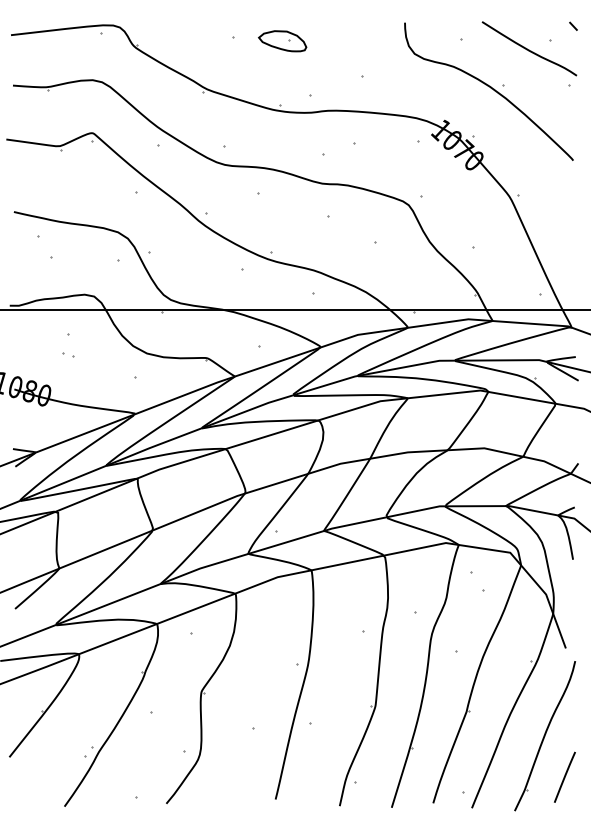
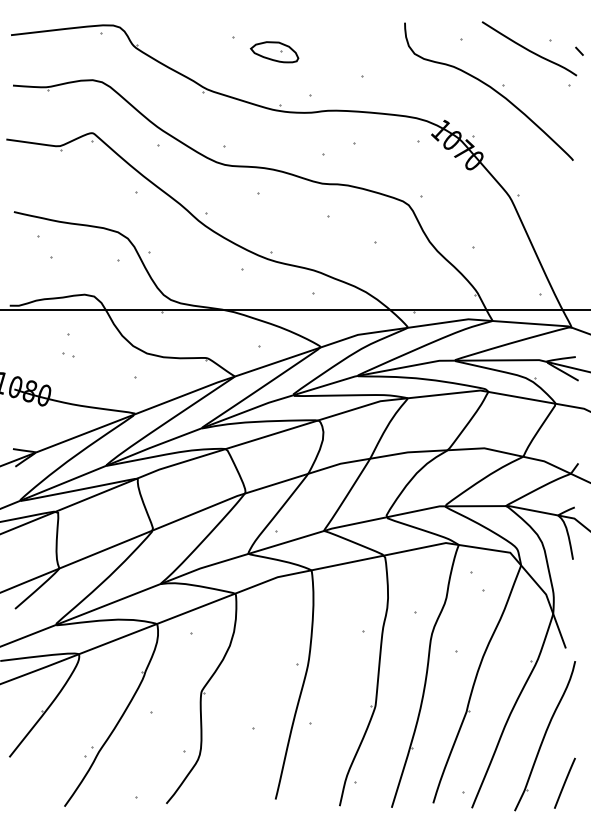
line position: (573, 25) -> (579, 50) (579, 50)
part position: (282, 41) -> (274, 52) (274, 52)
line position: (564, 776) -> (564, 782) (564, 782)
